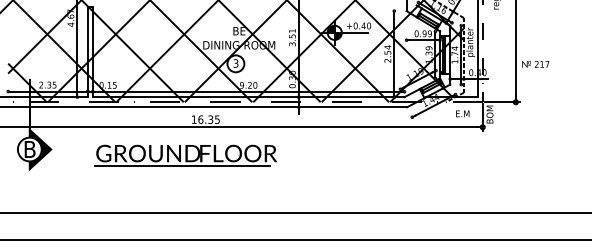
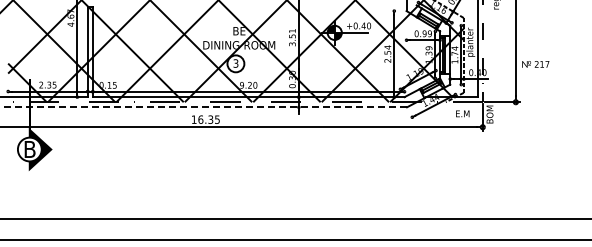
line: solid -> dashed (203, 107)
part: present -> none (185, 155)
line position: (295, 212) -> (295, 218) (295, 218)
